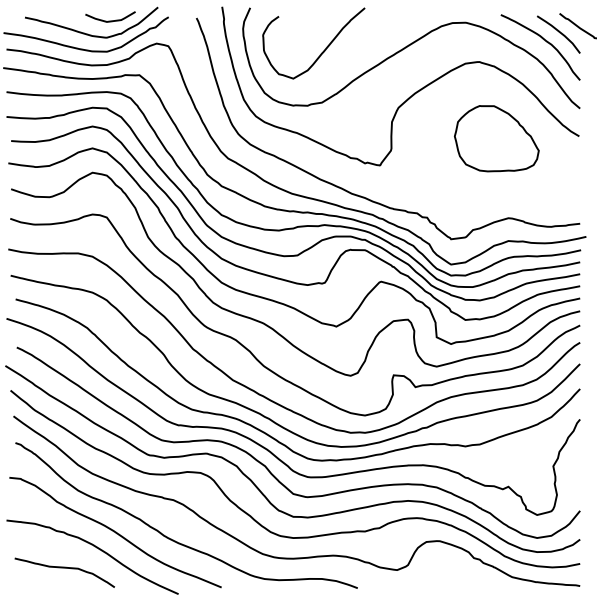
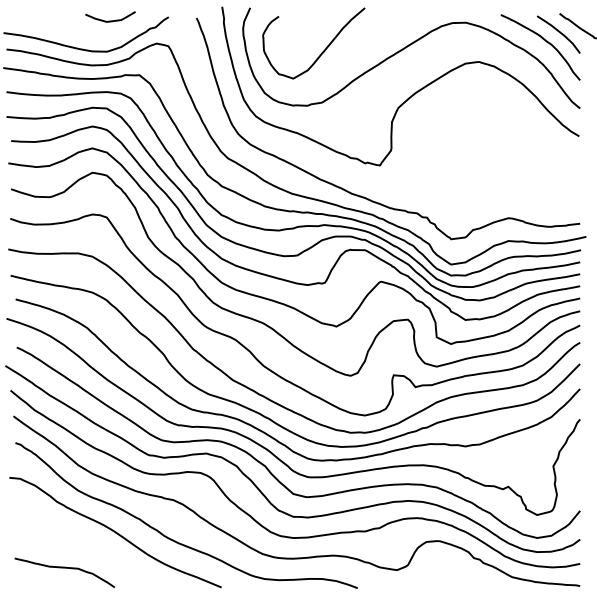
curve: present -> none (87, 33)
part: present -> none (496, 138)
curve: present -> none (96, 548)
